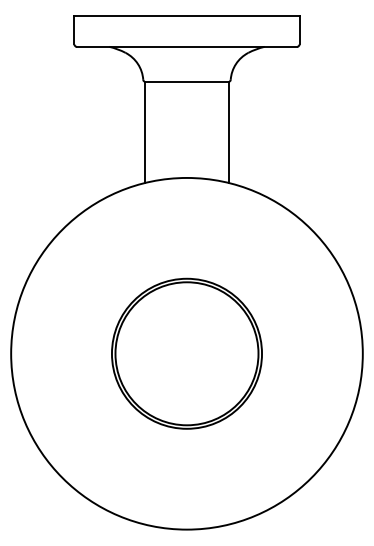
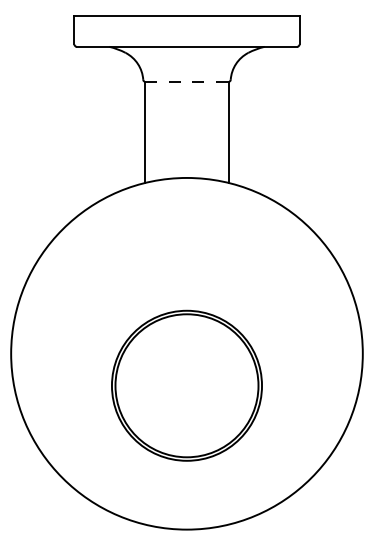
line: solid -> dashed (187, 82)
part position: (186, 353) -> (186, 385) (186, 385)
